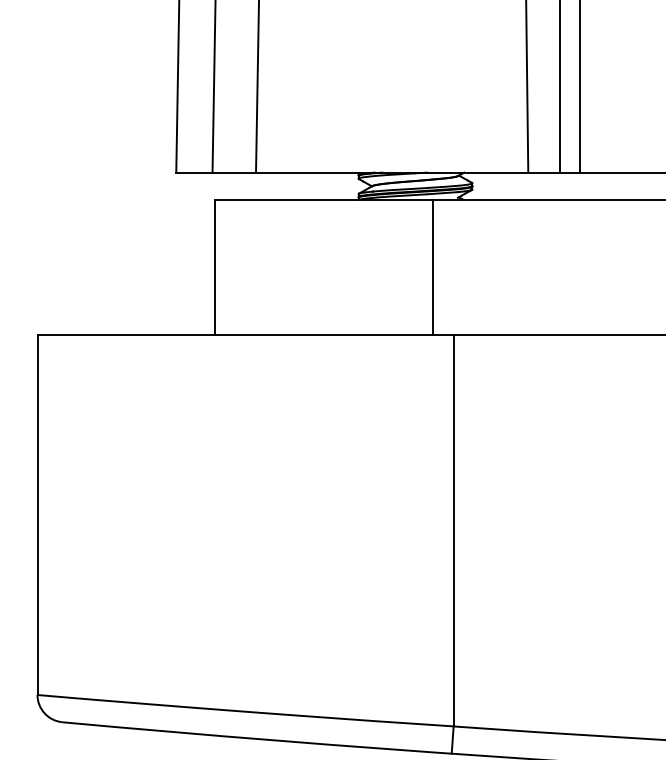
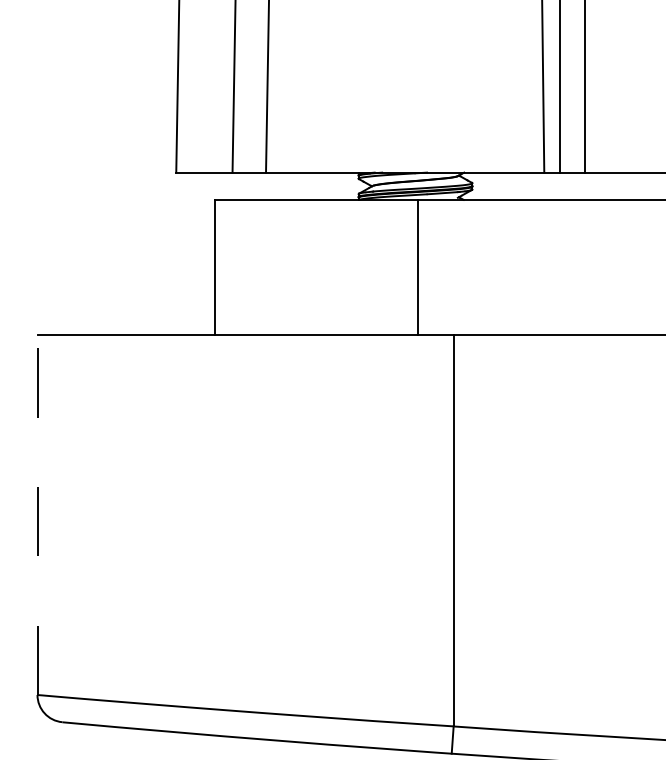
line position: (213, 87) -> (233, 87) (233, 87)
line position: (257, 87) -> (267, 87) (267, 87)
line position: (527, 87) -> (543, 87) (543, 87)
line position: (579, 87) -> (584, 87) (584, 87)
line position: (433, 267) -> (418, 267) (418, 267)
line: solid -> dashed (37, 515)
